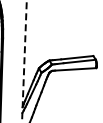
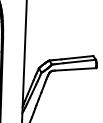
line: dashed -> solid (24, 61)
